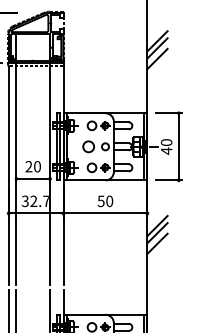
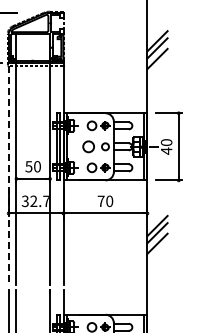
text: 20 -> 50 (28, 166)
line: solid -> dashed (8, 175)
text: 50 -> 70 (100, 201)
